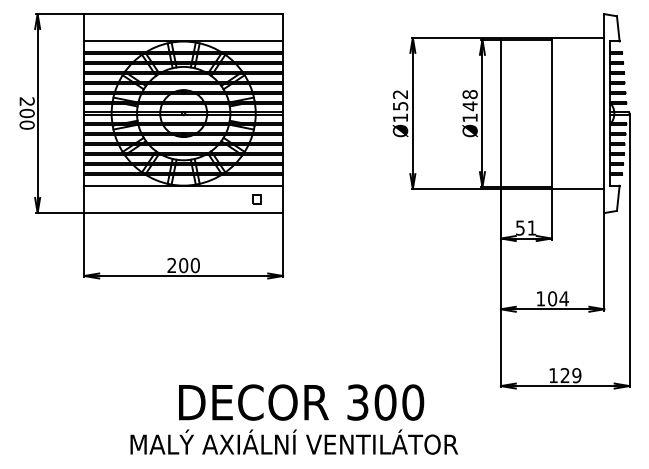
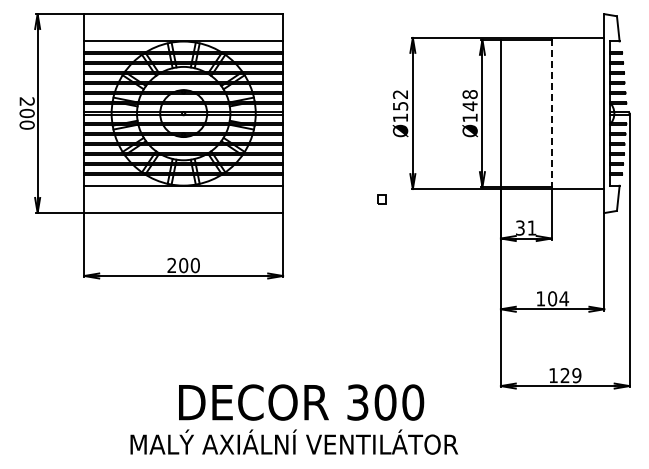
line: solid -> dashed (551, 113)
part position: (256, 199) -> (381, 199) (381, 199)
text: 51 -> 31 (520, 227)
